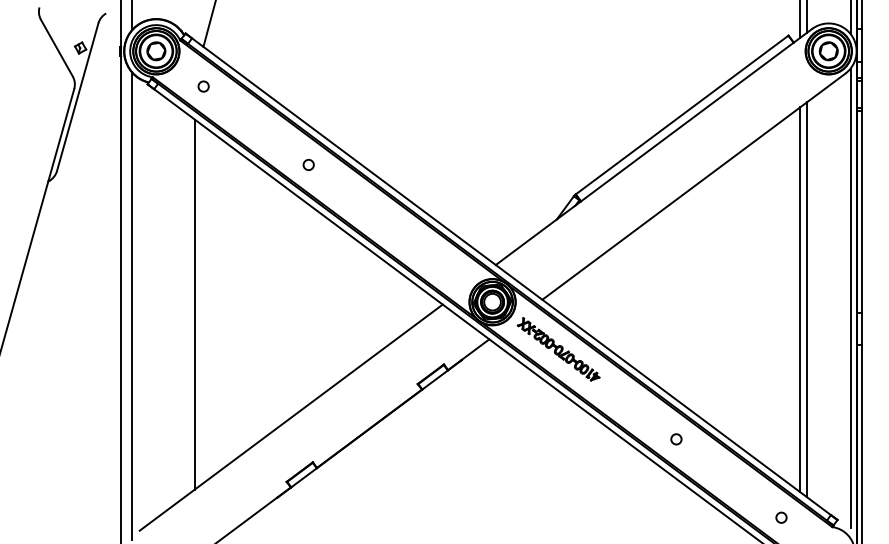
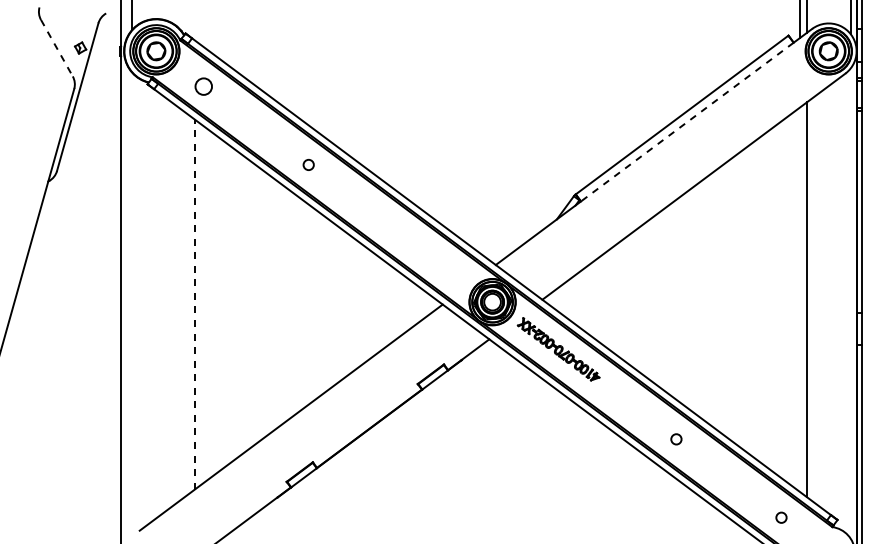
line: present -> none (209, 24)
line: solid -> dashed (57, 48)
circle size: 13x13 px -> 19x19 px (203, 86)
line: solid -> dashed (687, 122)
line: present -> none (850, 298)
line: present -> none (800, 299)
line: solid -> dashed (194, 304)
line: present -> none (131, 306)
